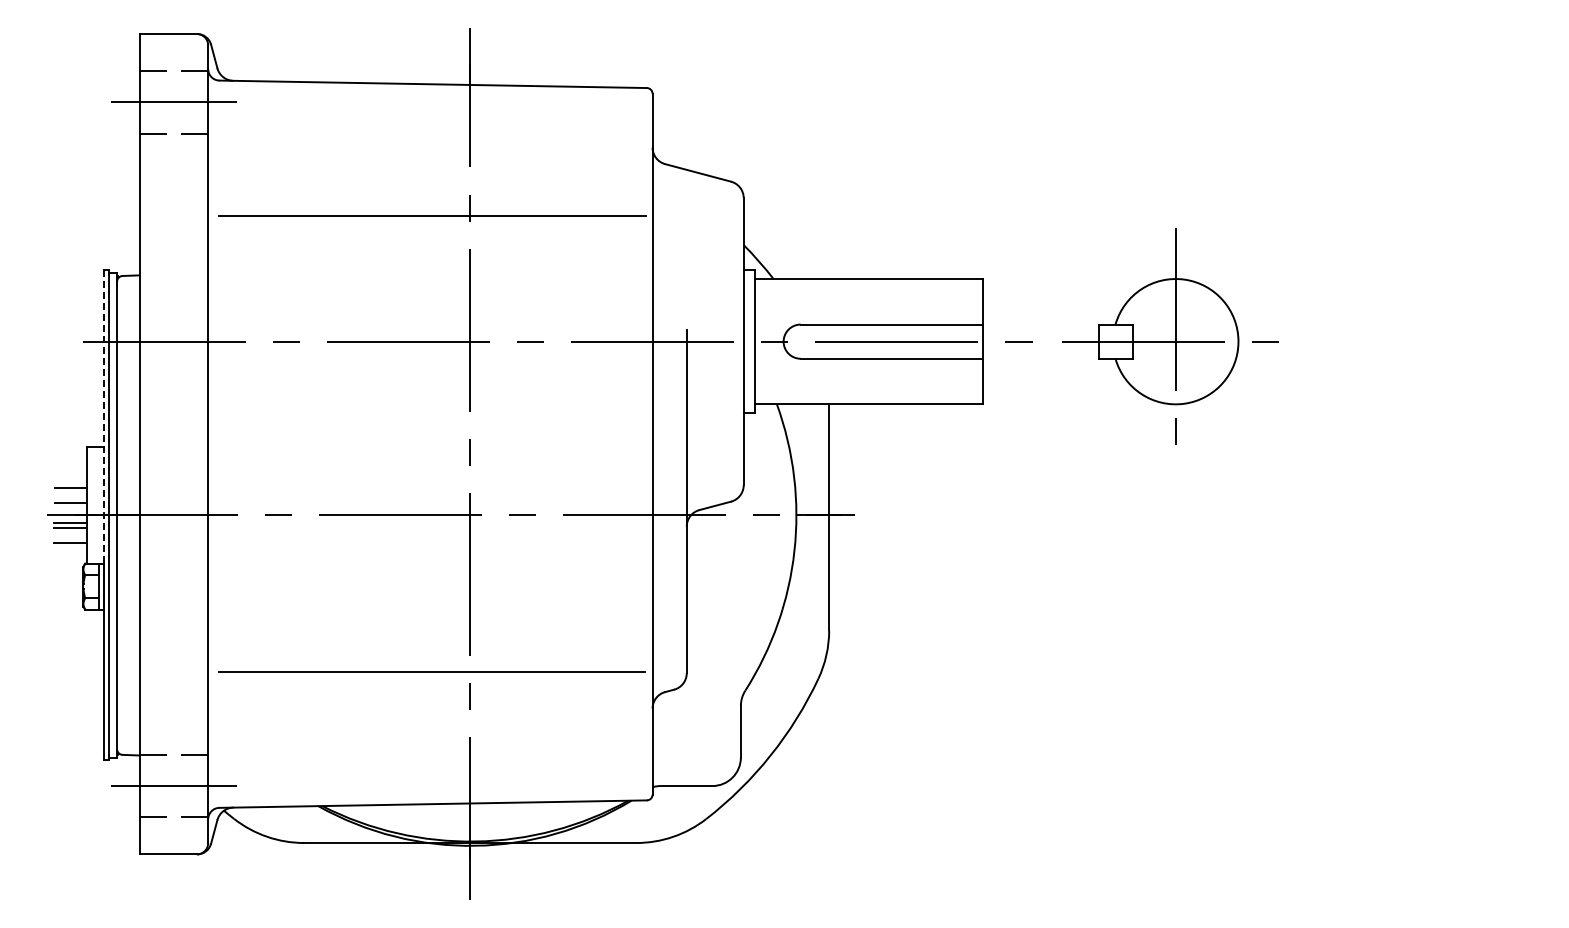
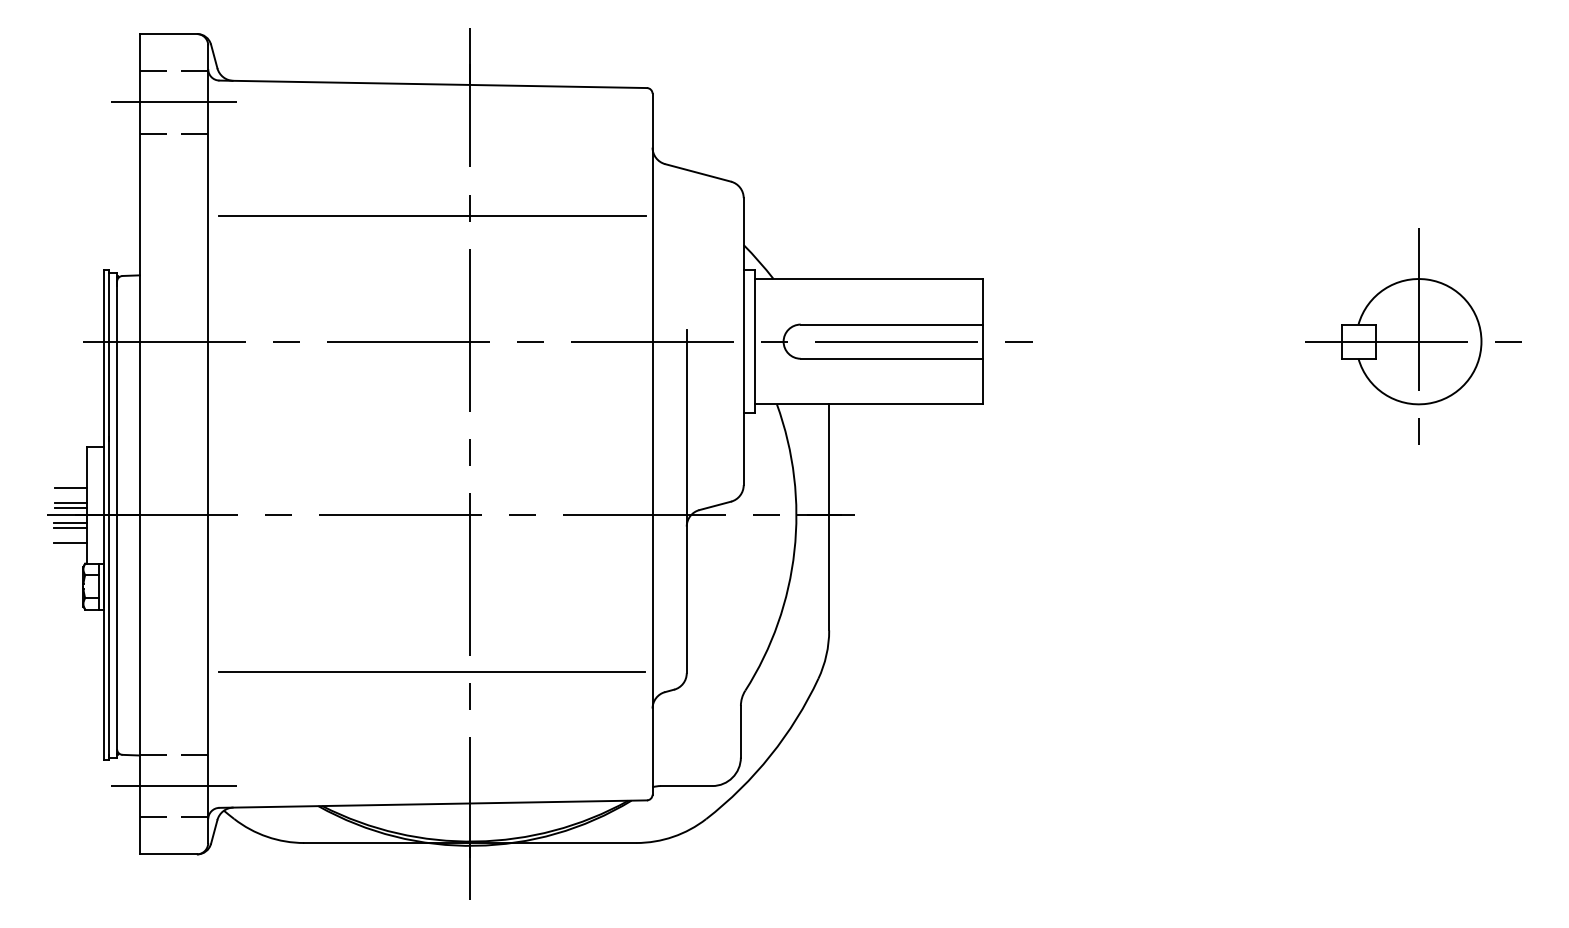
part position: (1170, 336) -> (1413, 336) (1413, 336)
line: dashed -> solid (103, 427)
line: none -> present (70, 507)
